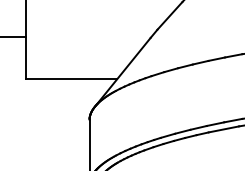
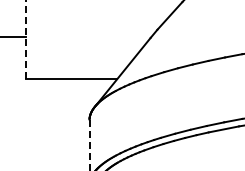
line: solid -> dashed (25, 39)
line: solid -> dashed (89, 145)
